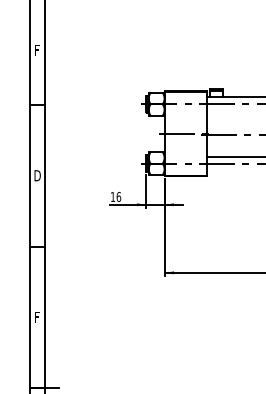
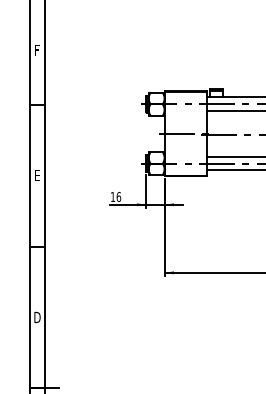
line: none -> present (234, 111)
line: none -> present (234, 170)
text: D -> E (37, 175)
text: F -> D (37, 317)
